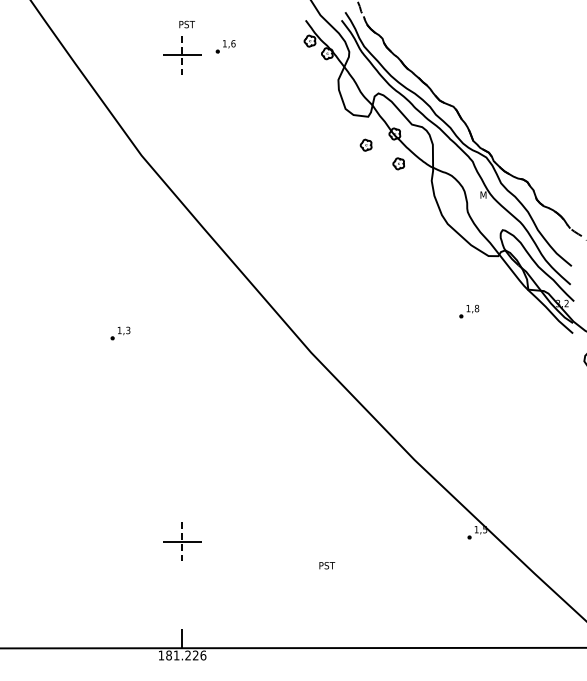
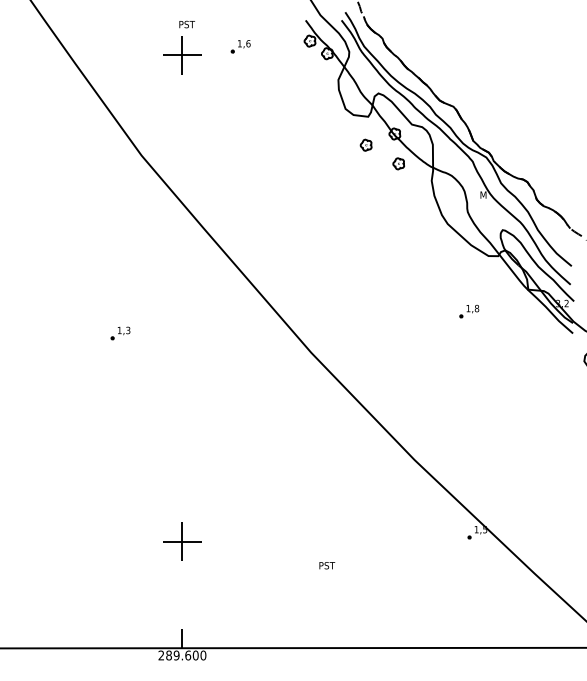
part position: (225, 46) -> (240, 46) (240, 46)
line: dashed -> solid (182, 55)
line: dashed -> solid (182, 542)
text: 181.226 -> 289.600 (182, 655)
